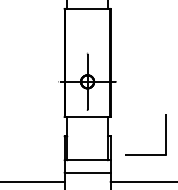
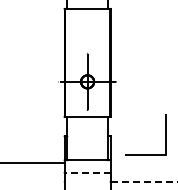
line: solid -> dashed (87, 172)
line position: (33, 181) -> (33, 162) (33, 162)
line: solid -> dashed (144, 181)
